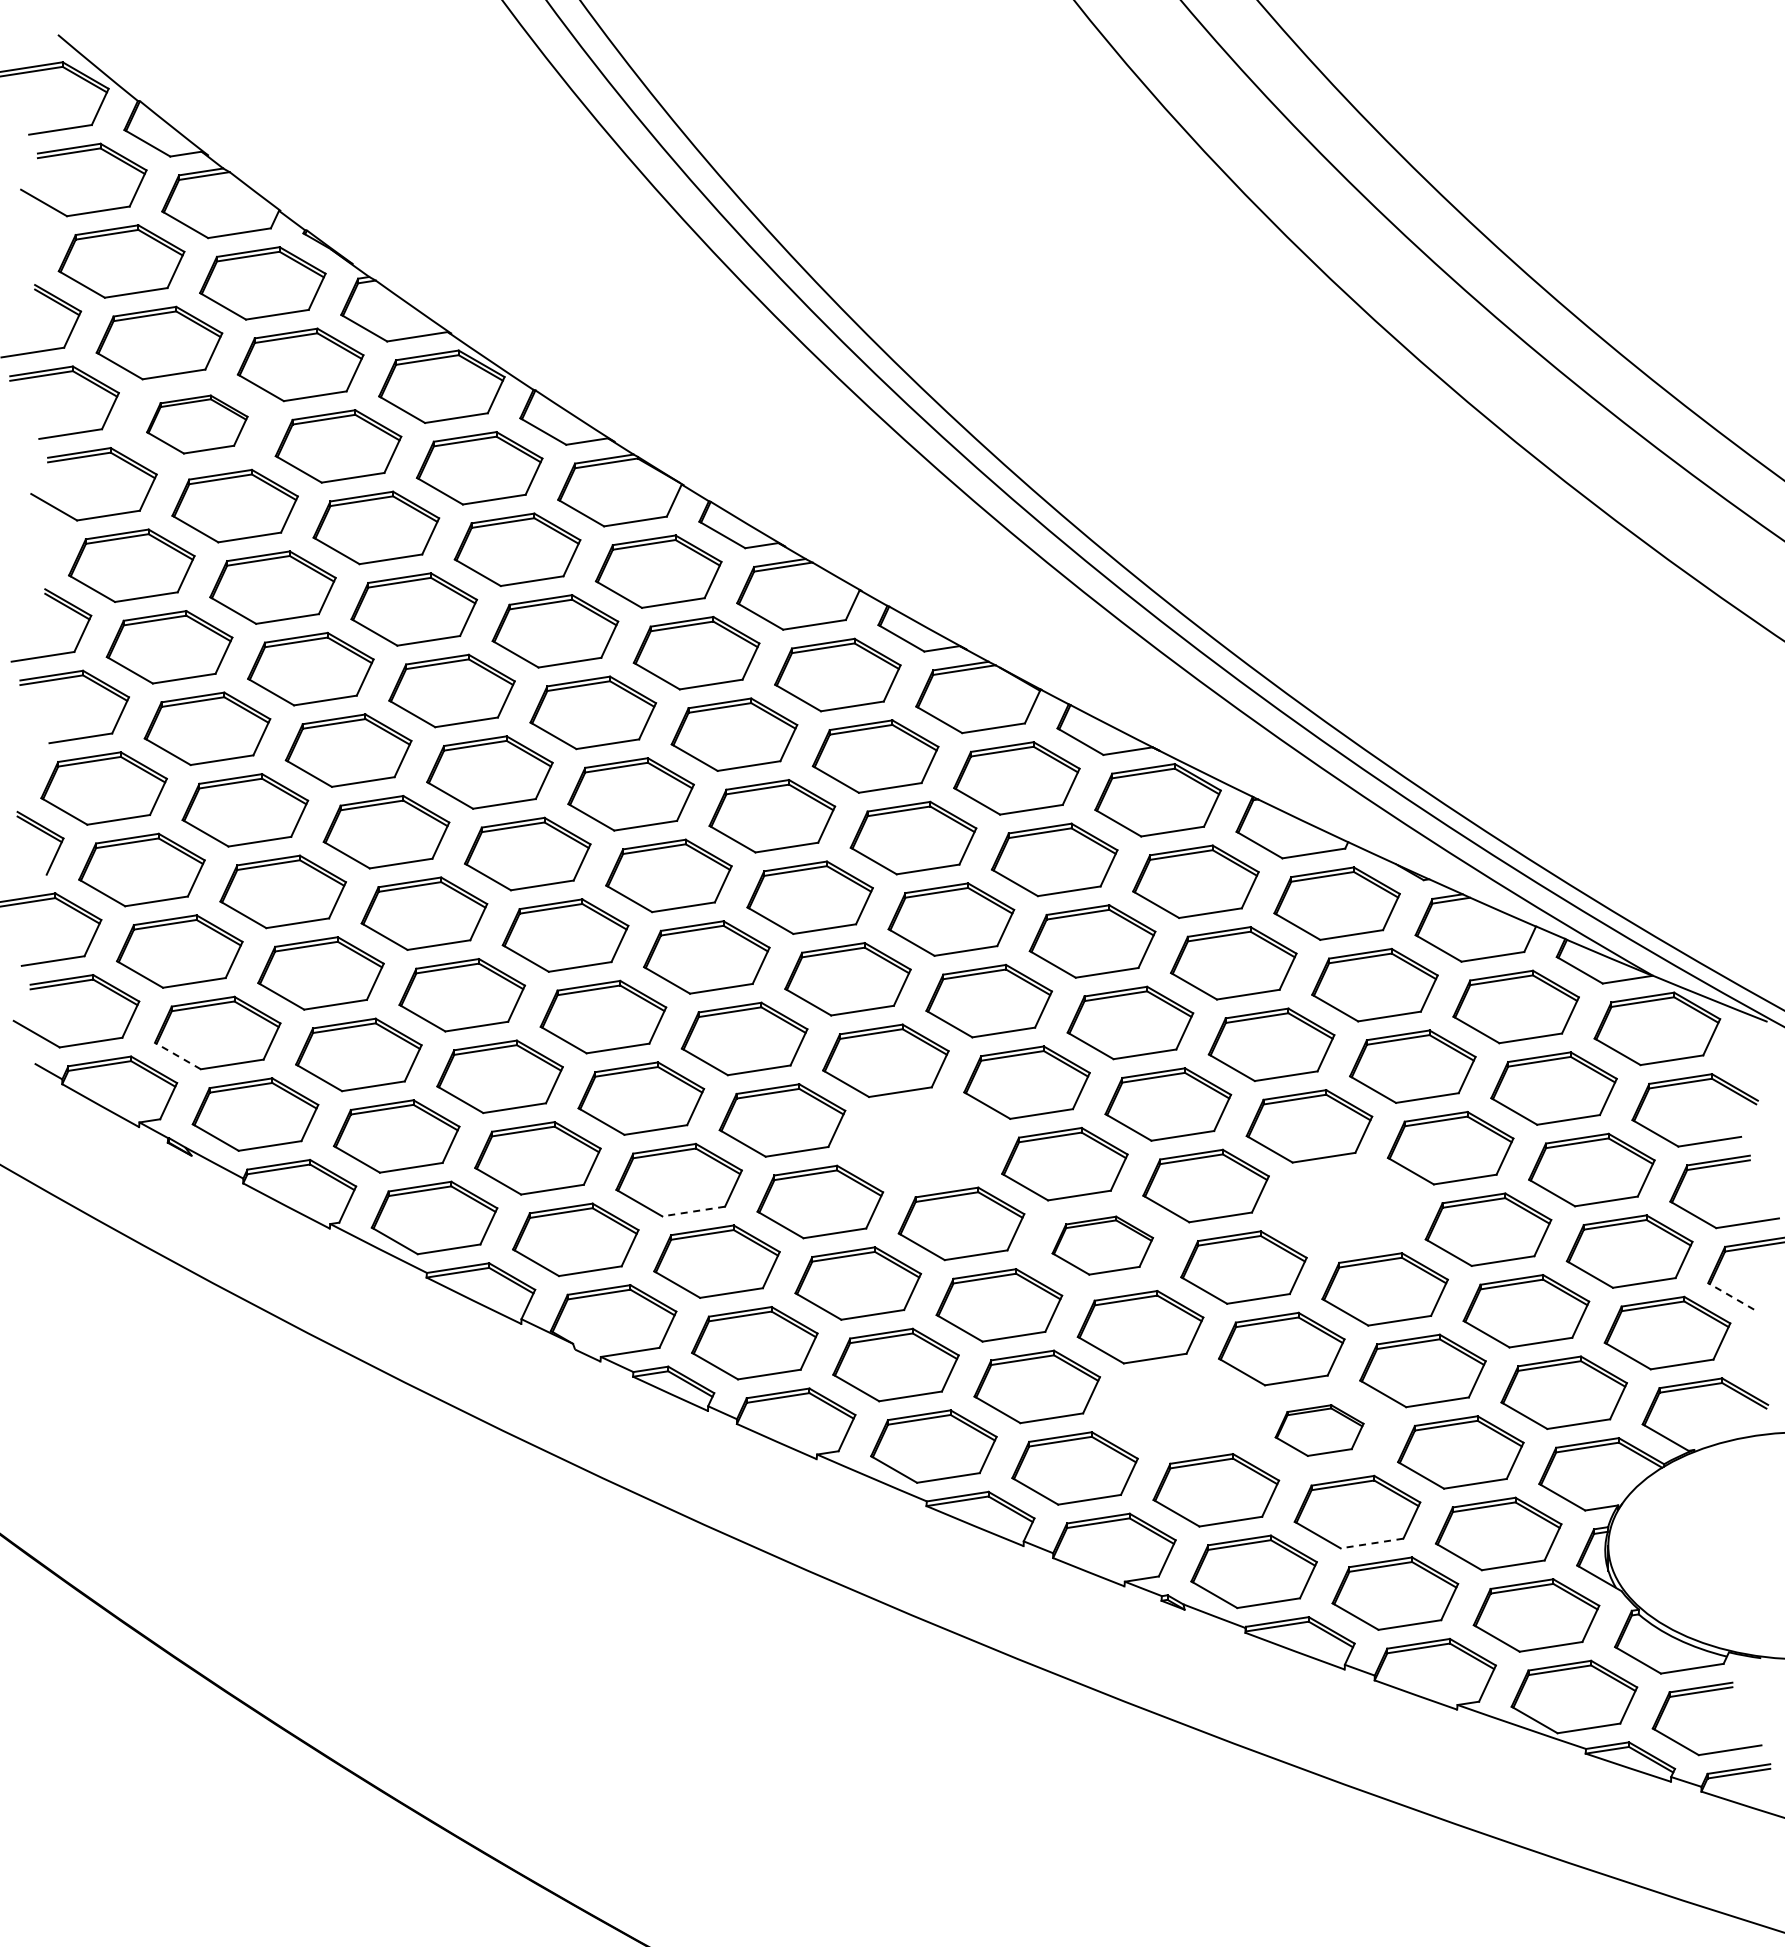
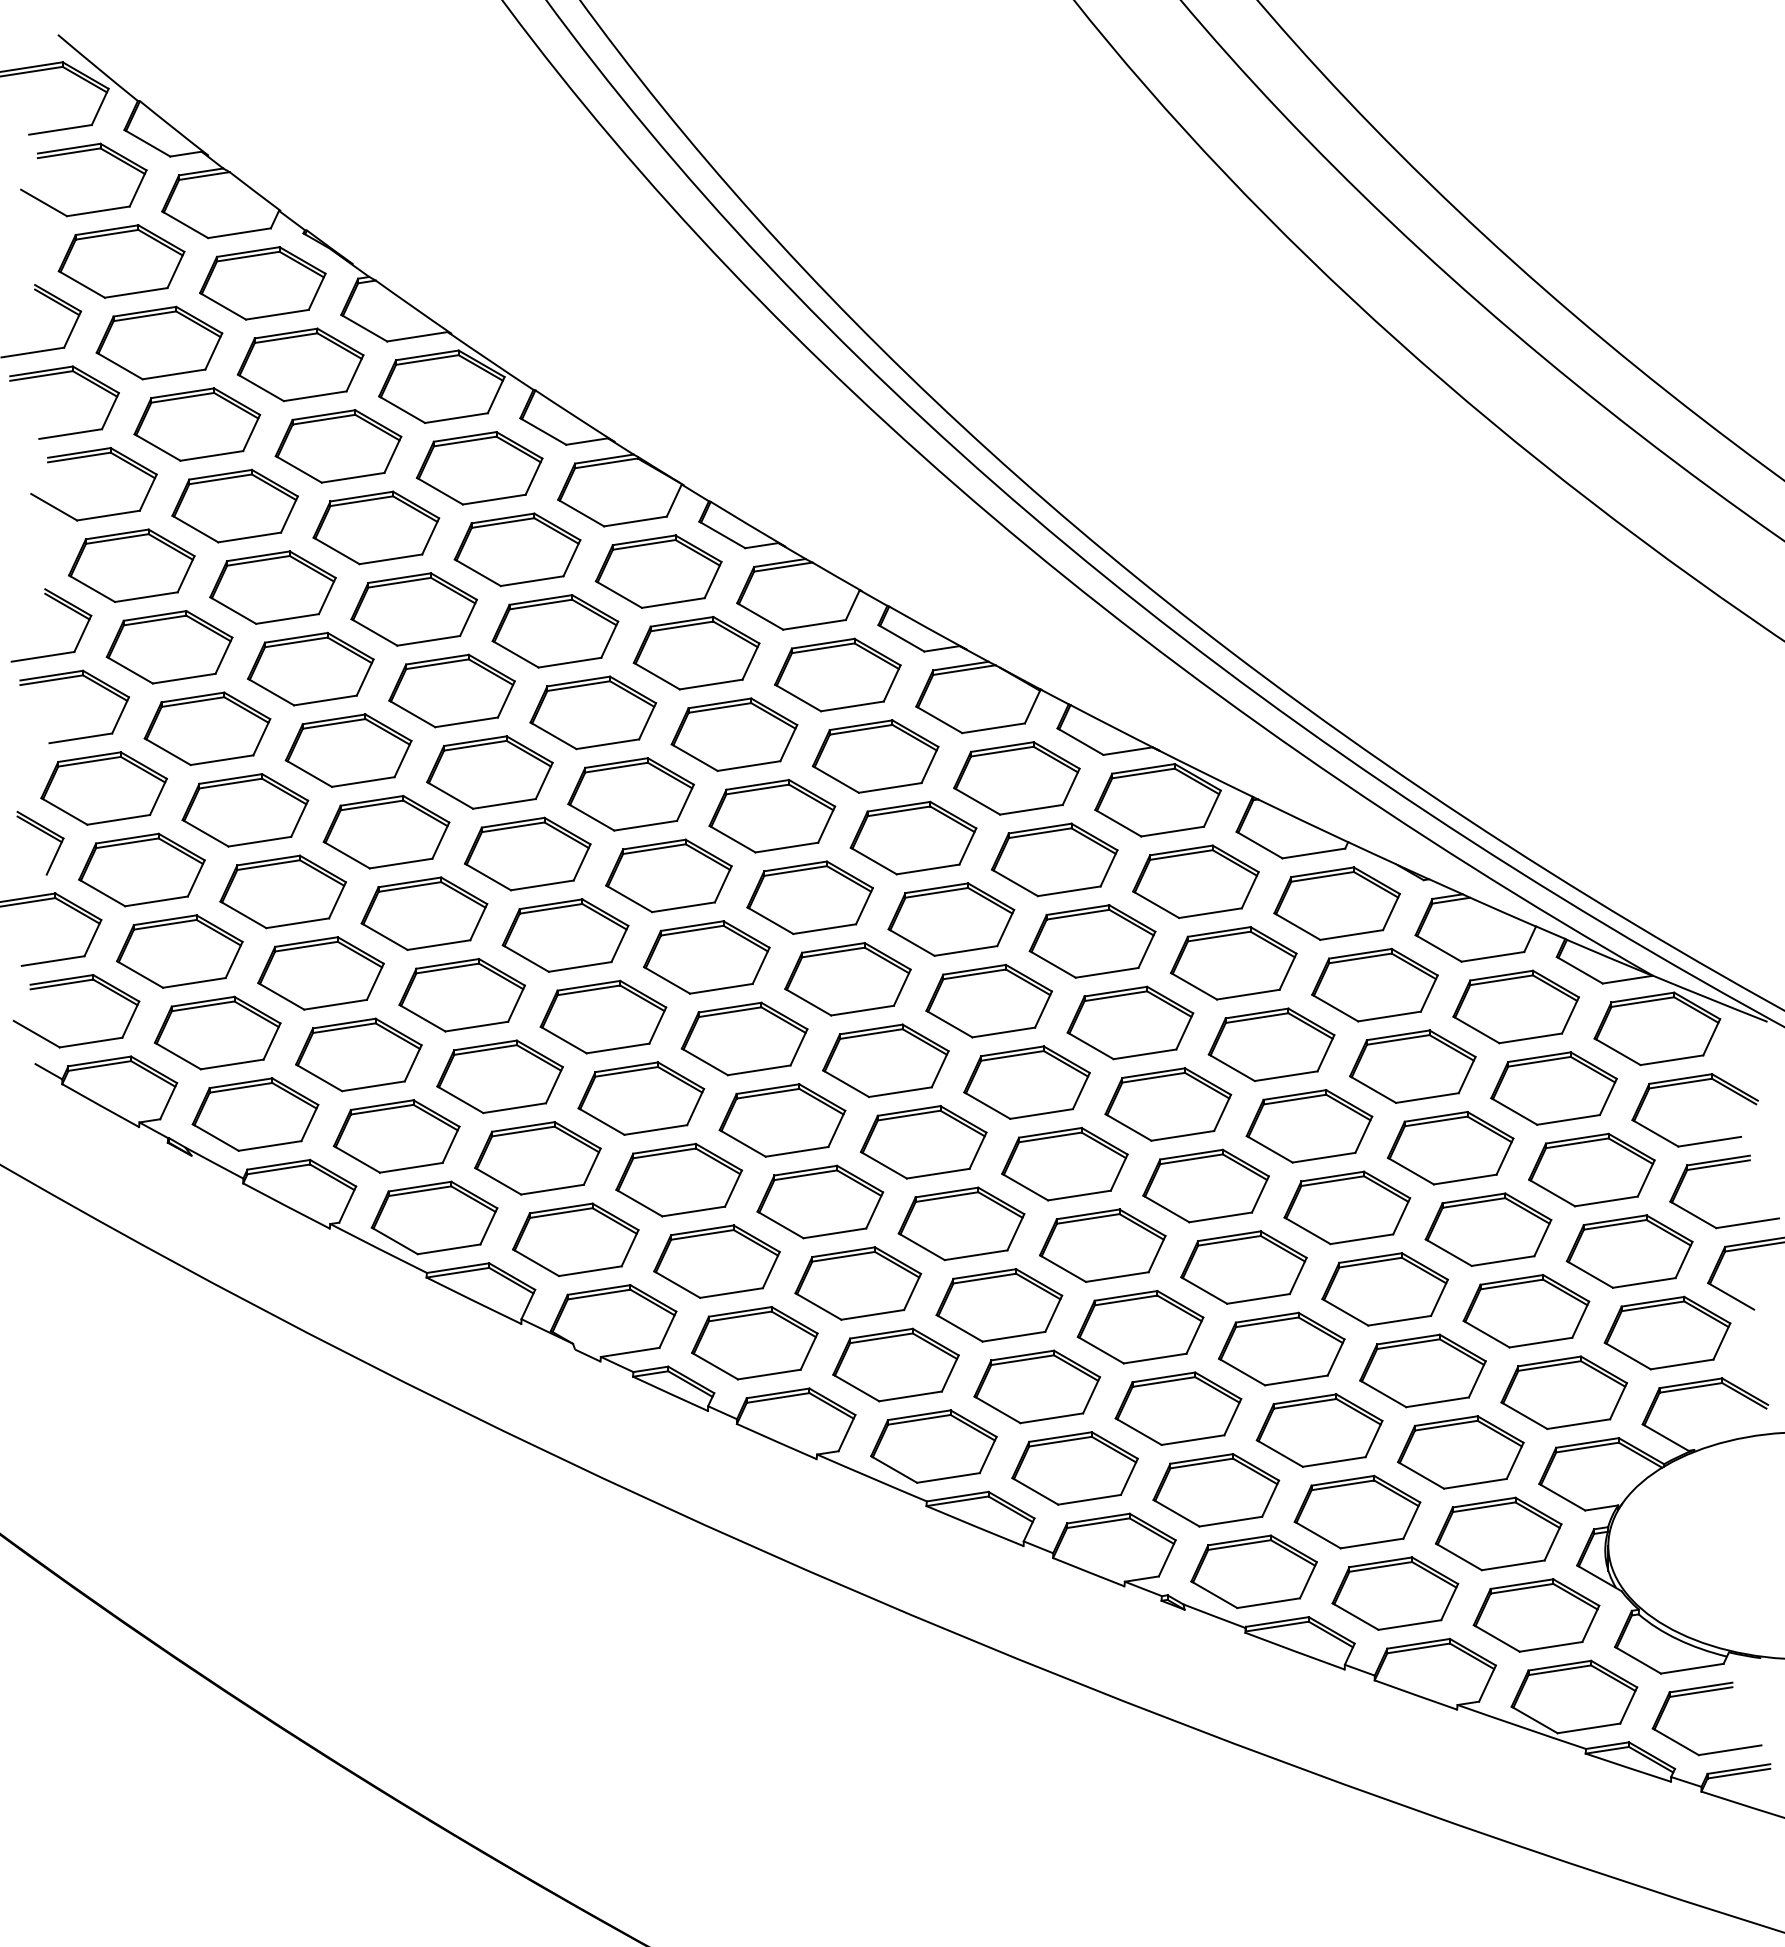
part size: 103x61 px -> 129x75 px (197, 424)
line: dashed -> solid (177, 1055)
part: none -> present (923, 1142)
part: none -> present (1347, 1207)
line: dashed -> solid (693, 1211)
part size: 104x61 px -> 128x75 px (1102, 1245)
line: dashed -> solid (1730, 1296)
part: none -> present (1178, 1408)
part size: 91x53 px -> 129x75 px (1319, 1430)
line: dashed -> solid (1372, 1543)
